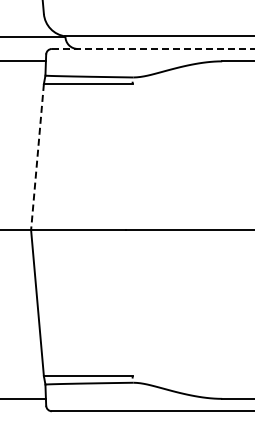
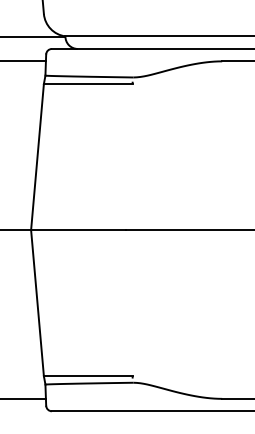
line: dashed -> solid (152, 48)
line: dashed -> solid (37, 157)
